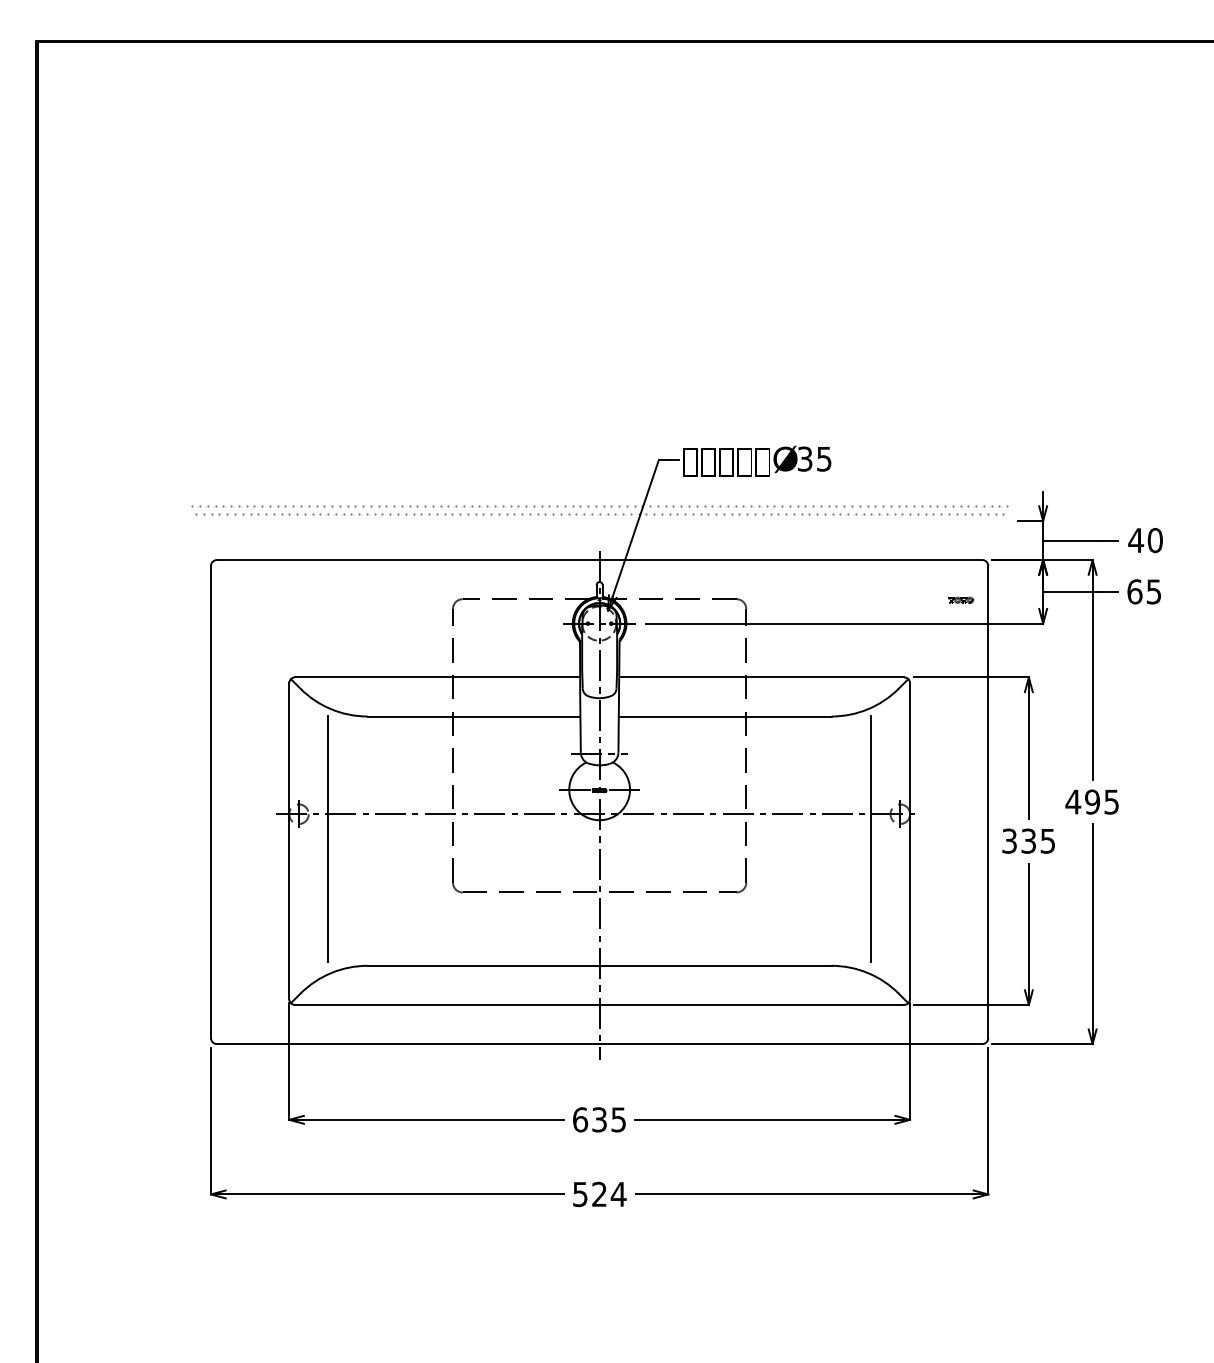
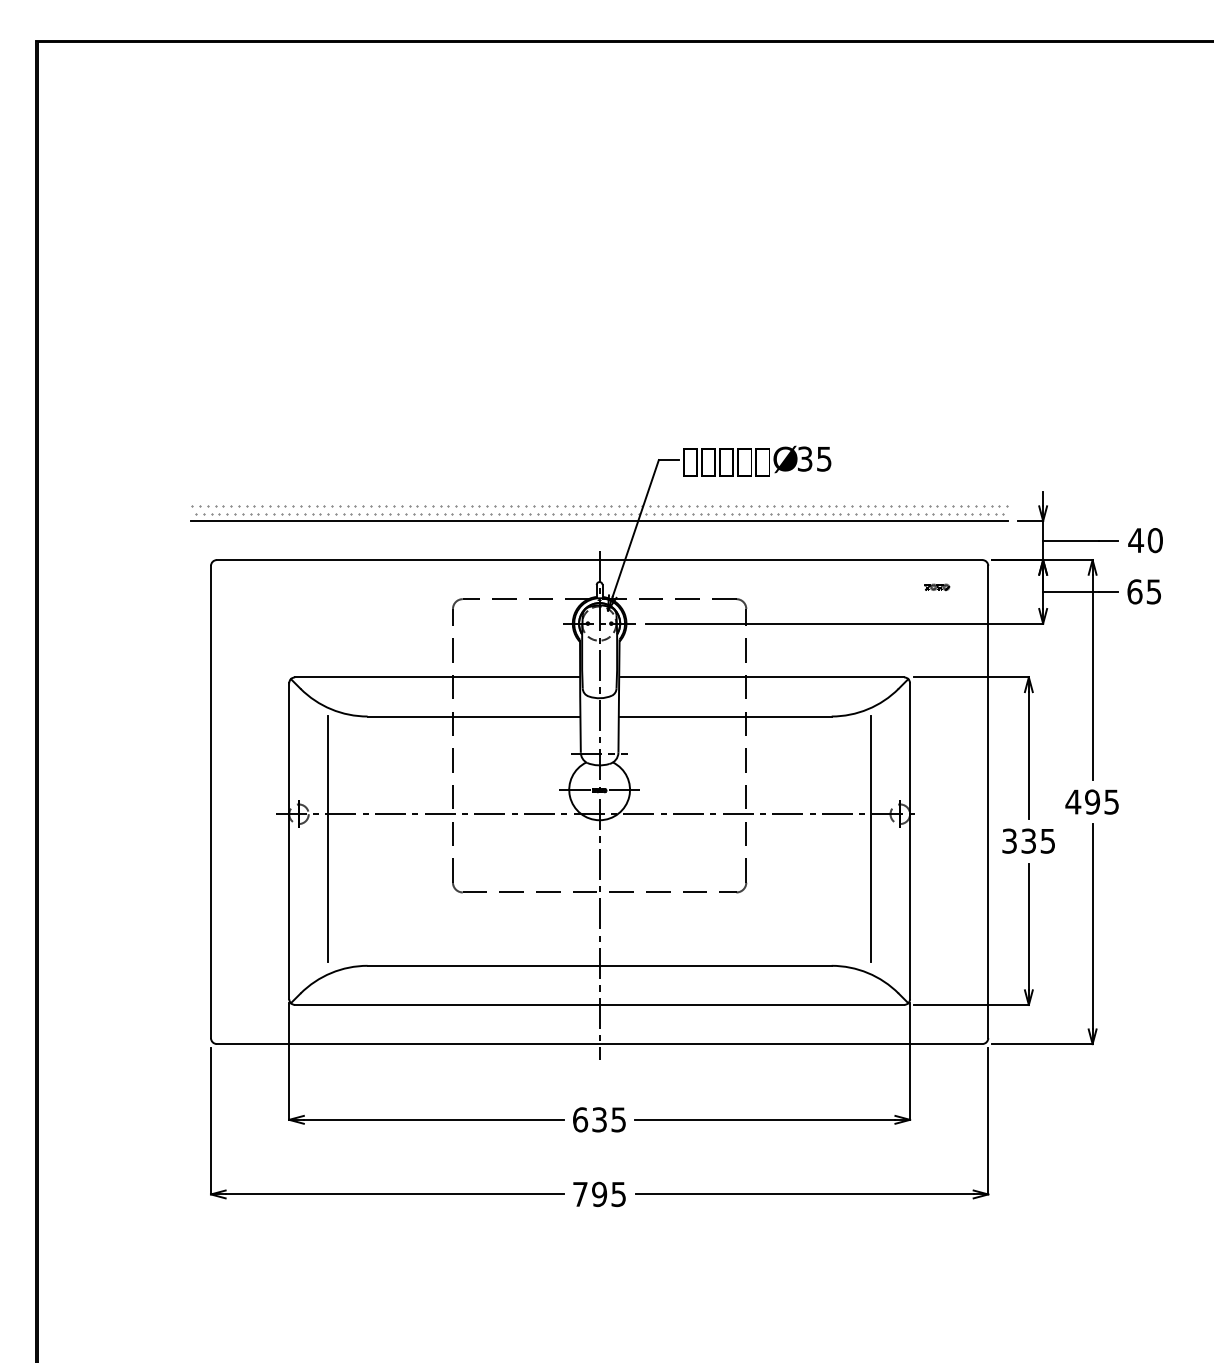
line: none -> present (599, 520)
part position: (961, 600) -> (937, 587) (937, 587)
text: 524 -> 795 (599, 1194)
